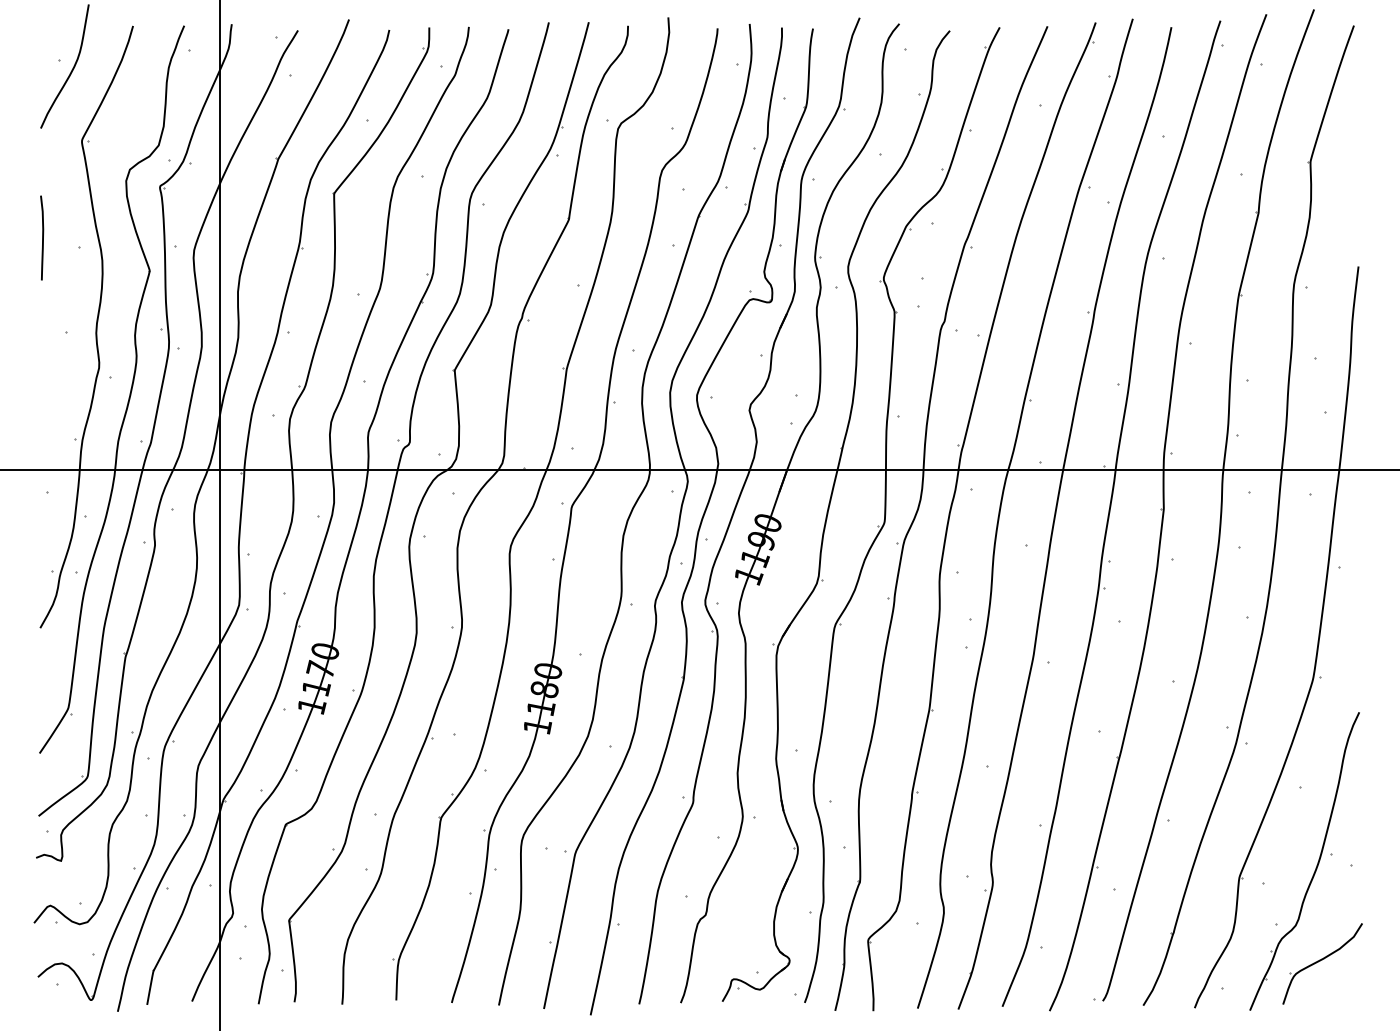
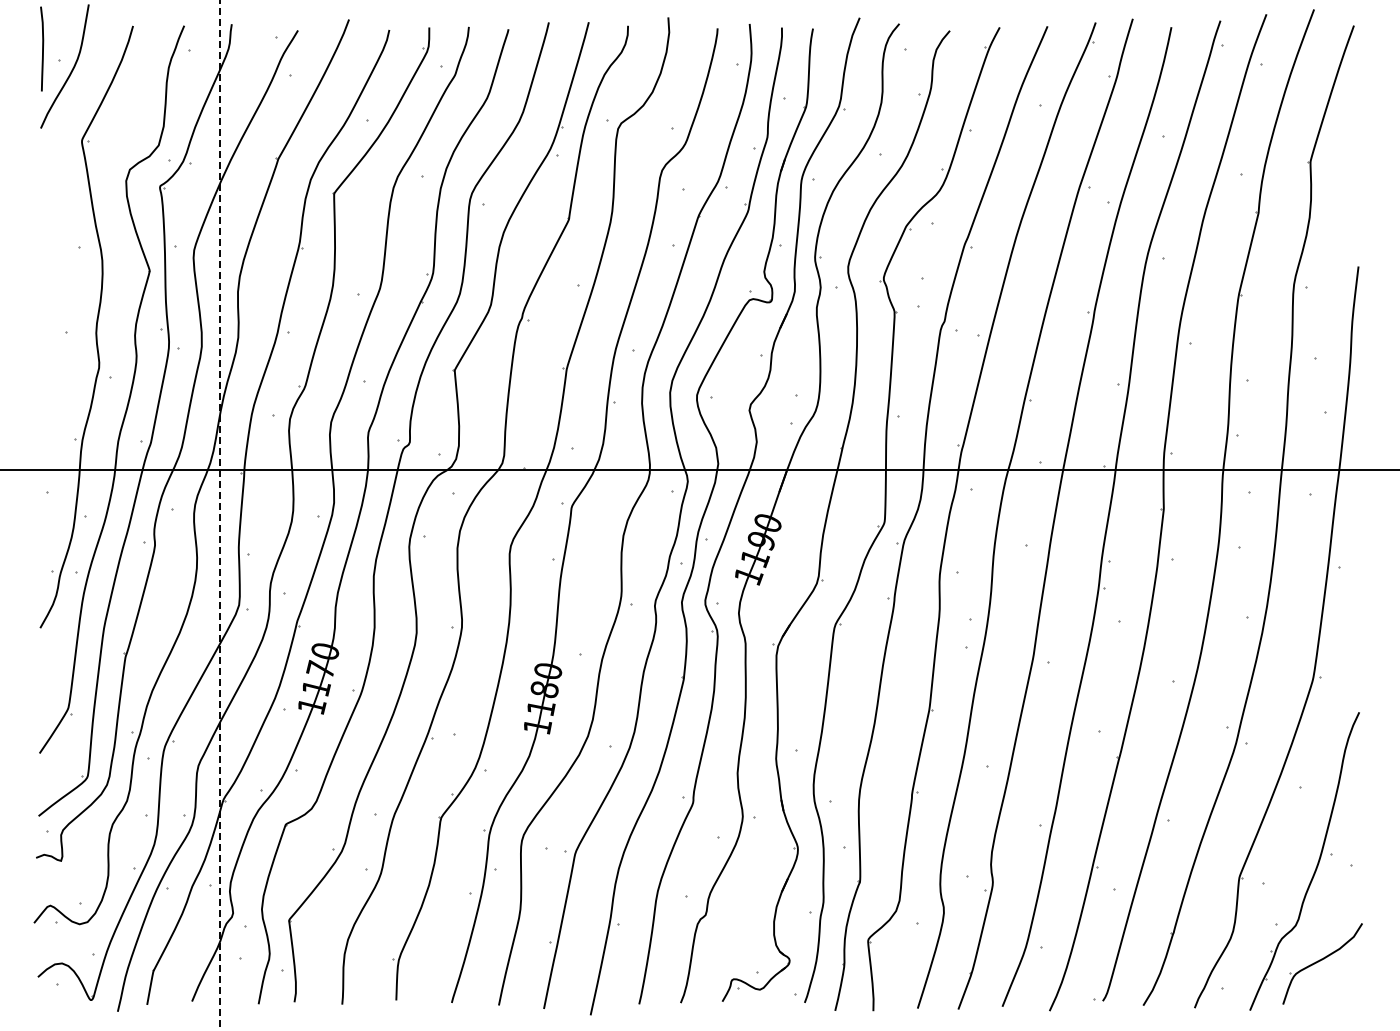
curve position: (42, 237) -> (42, 48) (42, 48)
line: solid -> dashed (219, 515)
